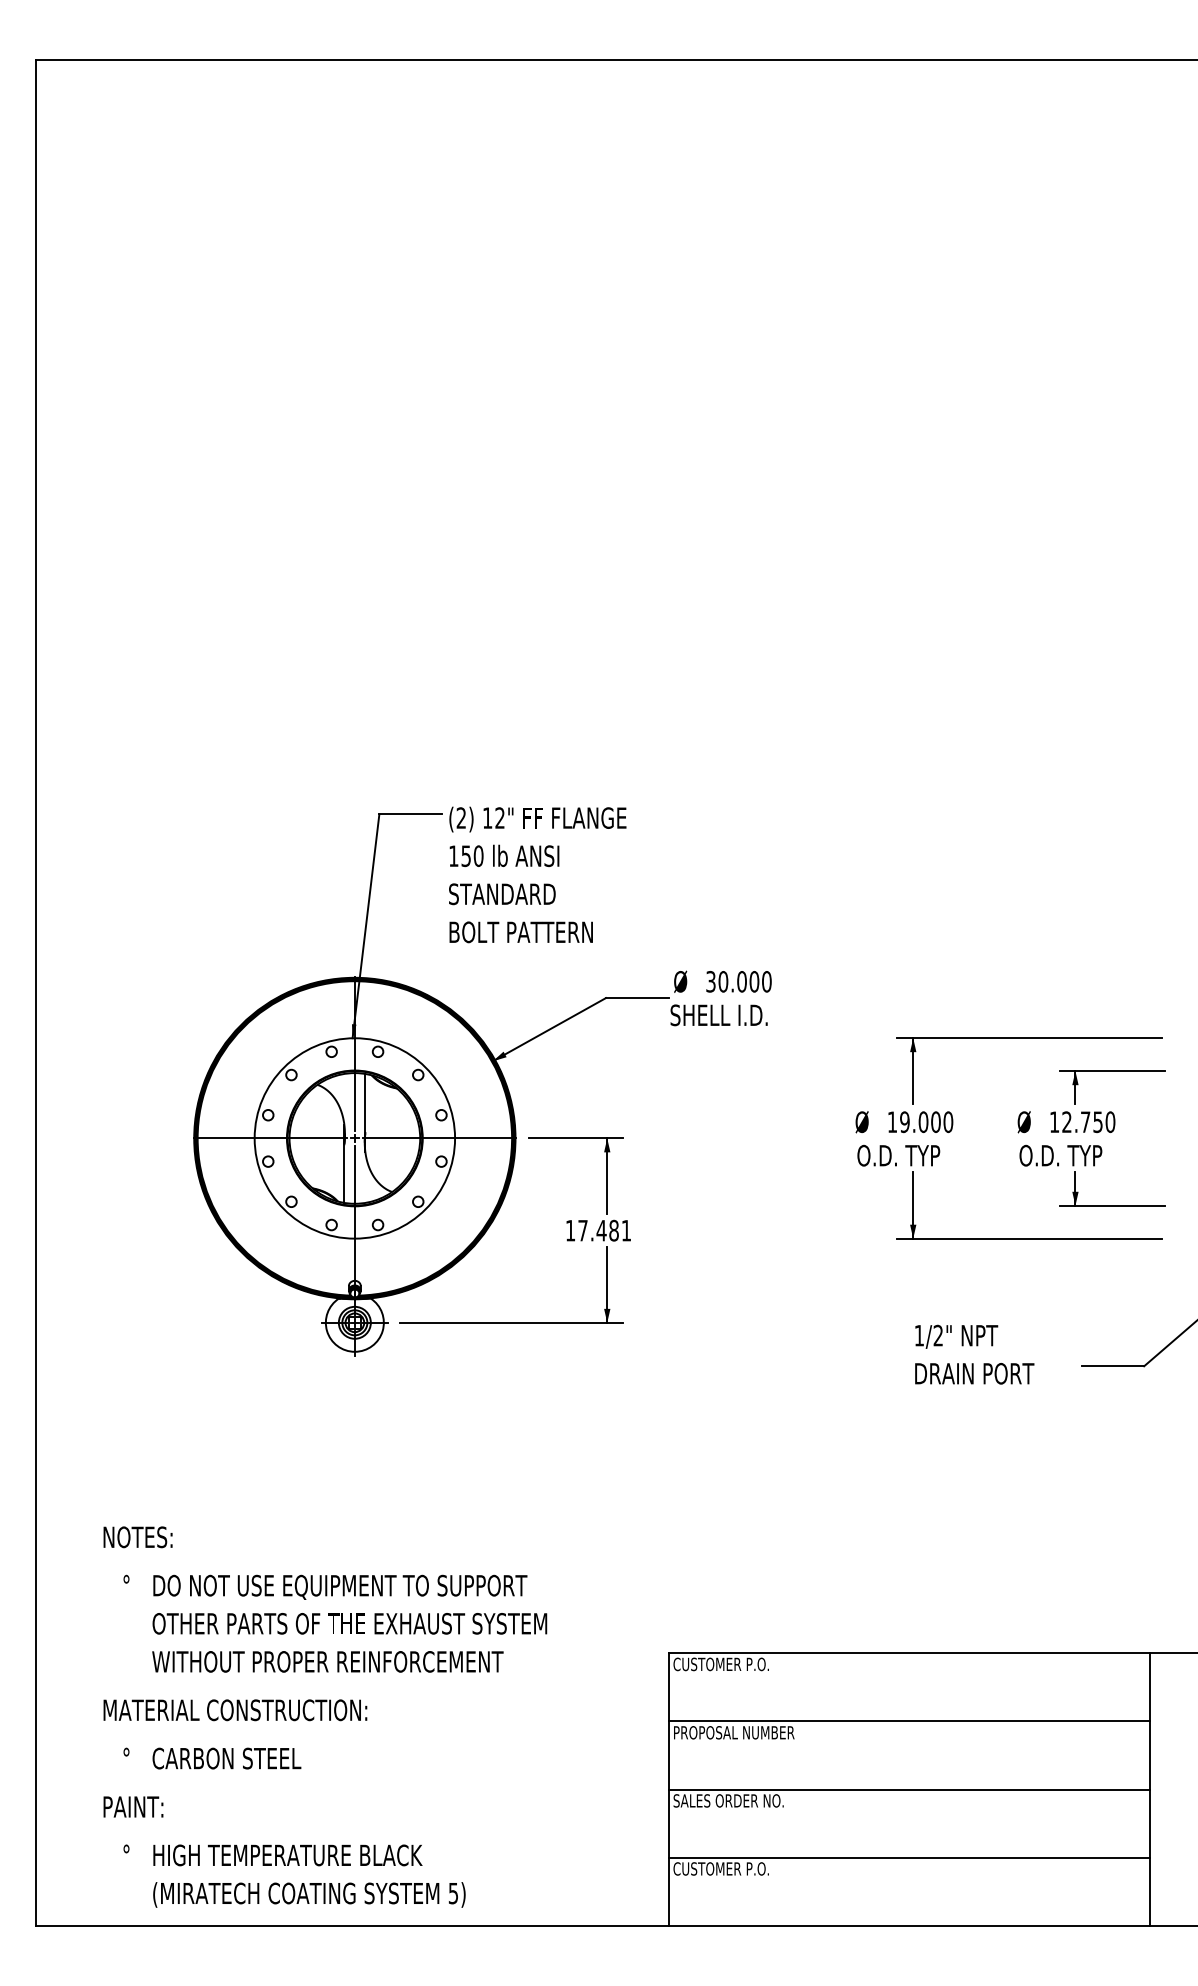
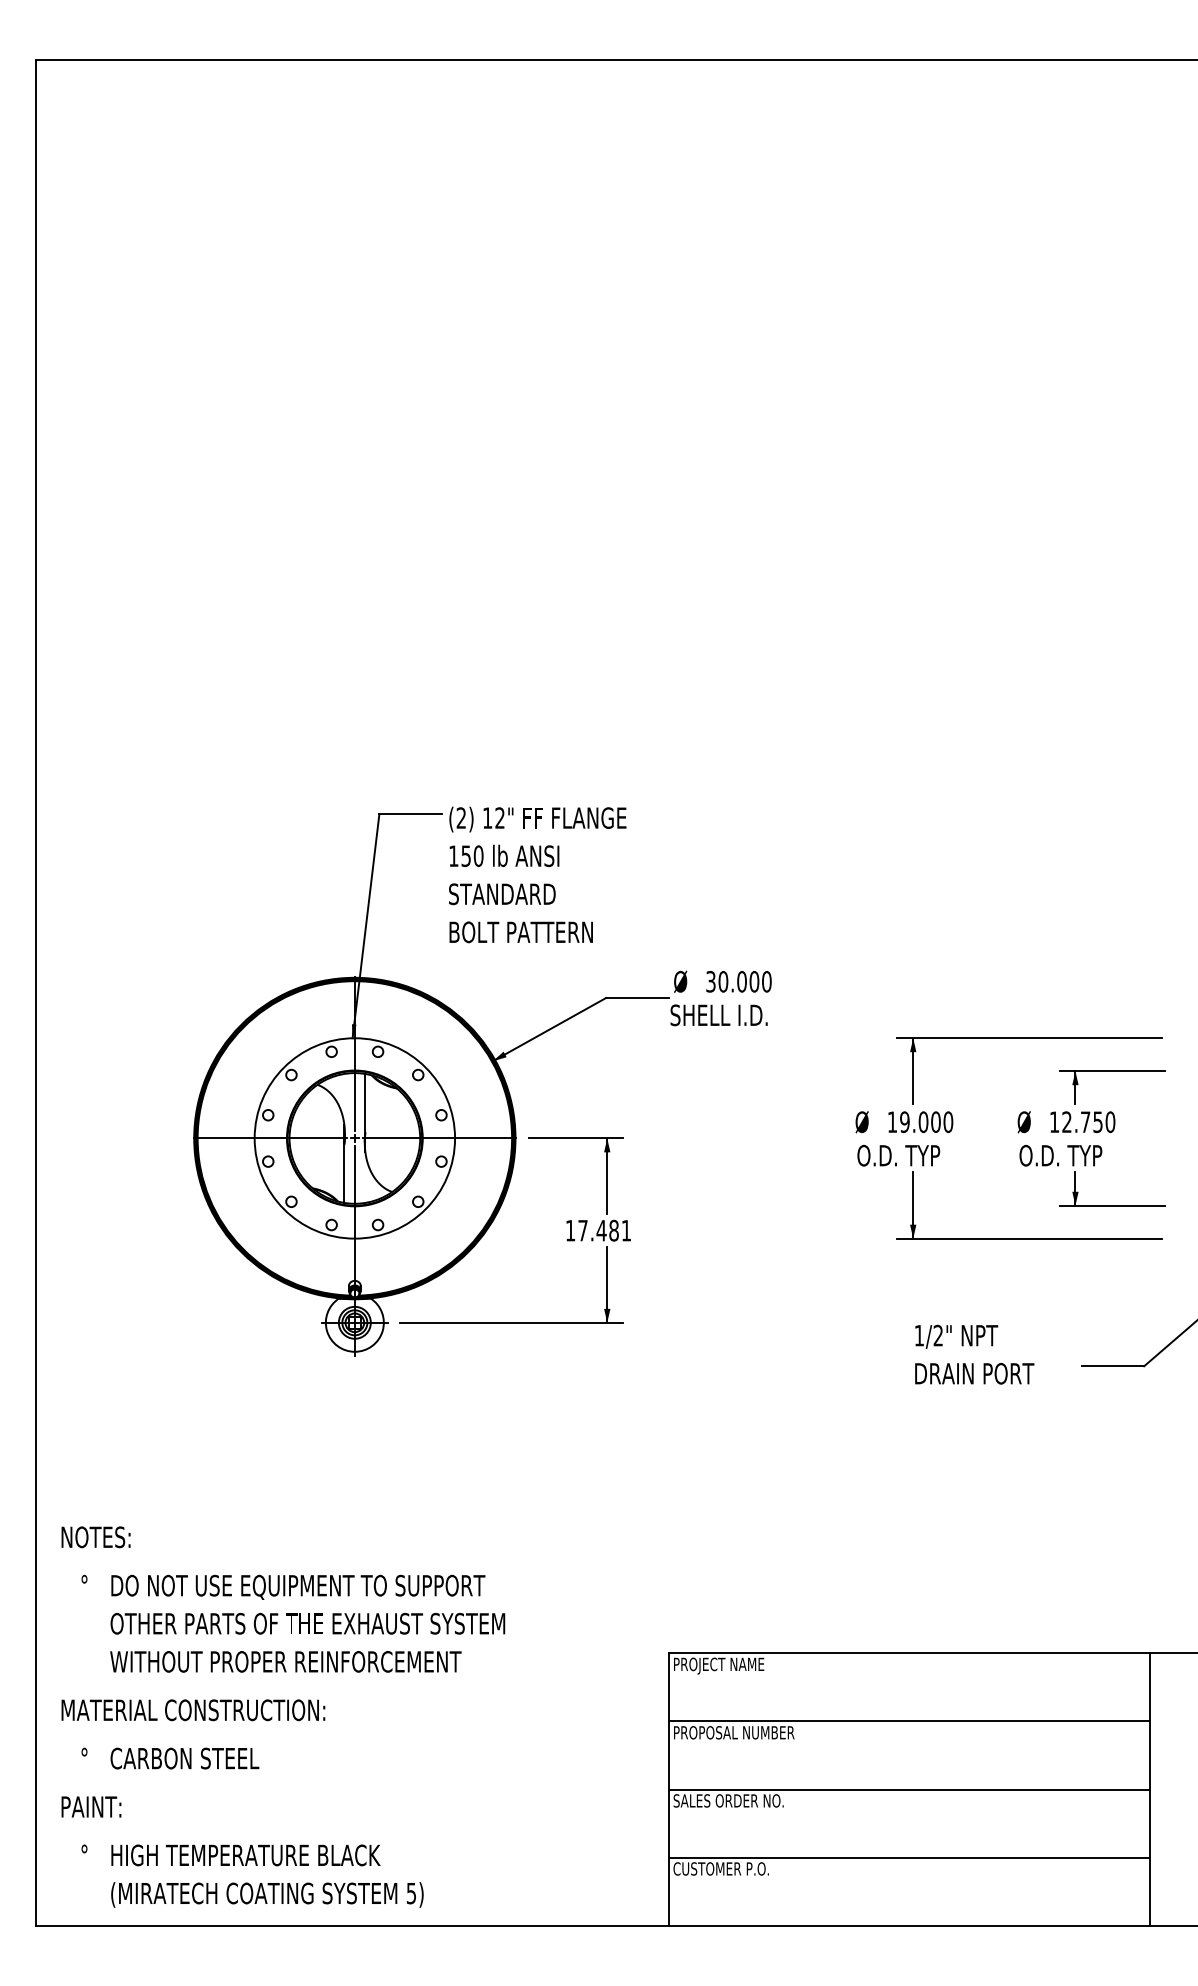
text: CUSTOMER P.O. -> PROJECT NAME (720, 1665)
text position: (325, 1716) -> (283, 1716) (283, 1716)
